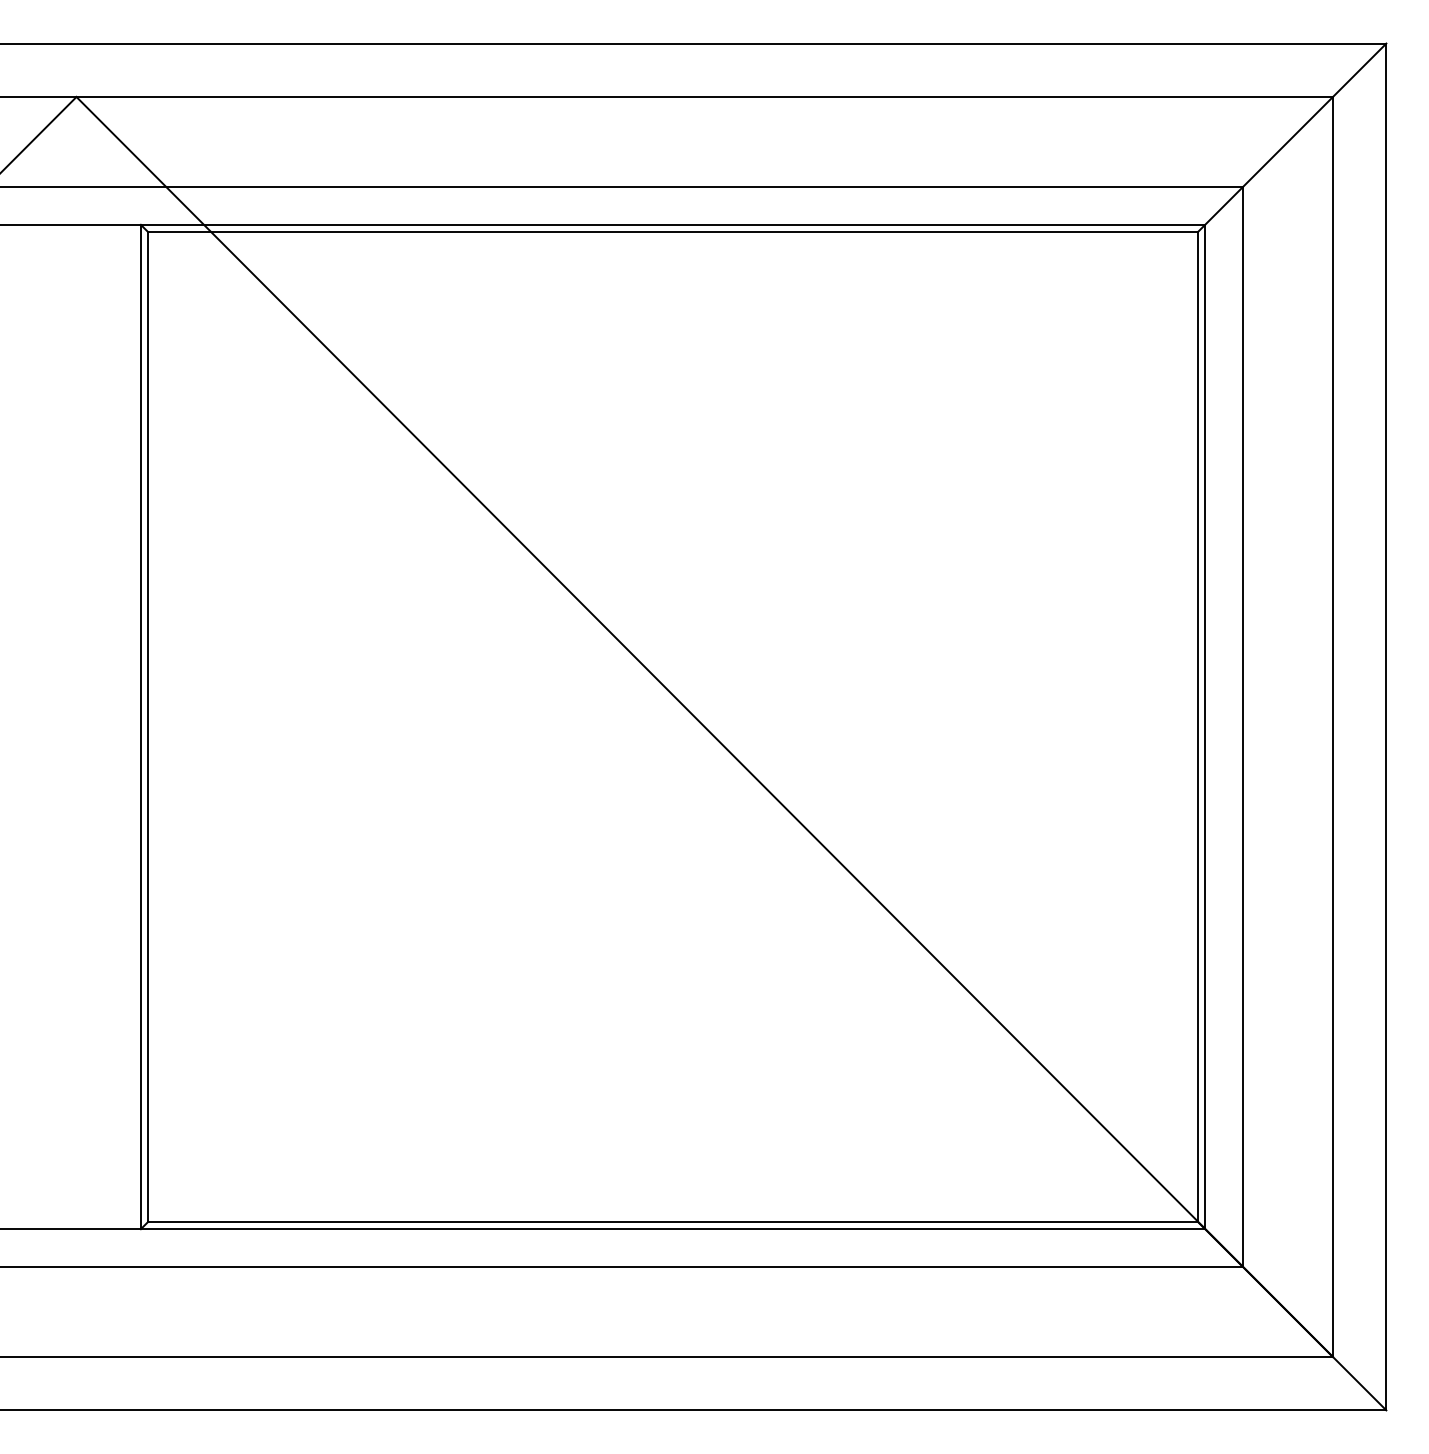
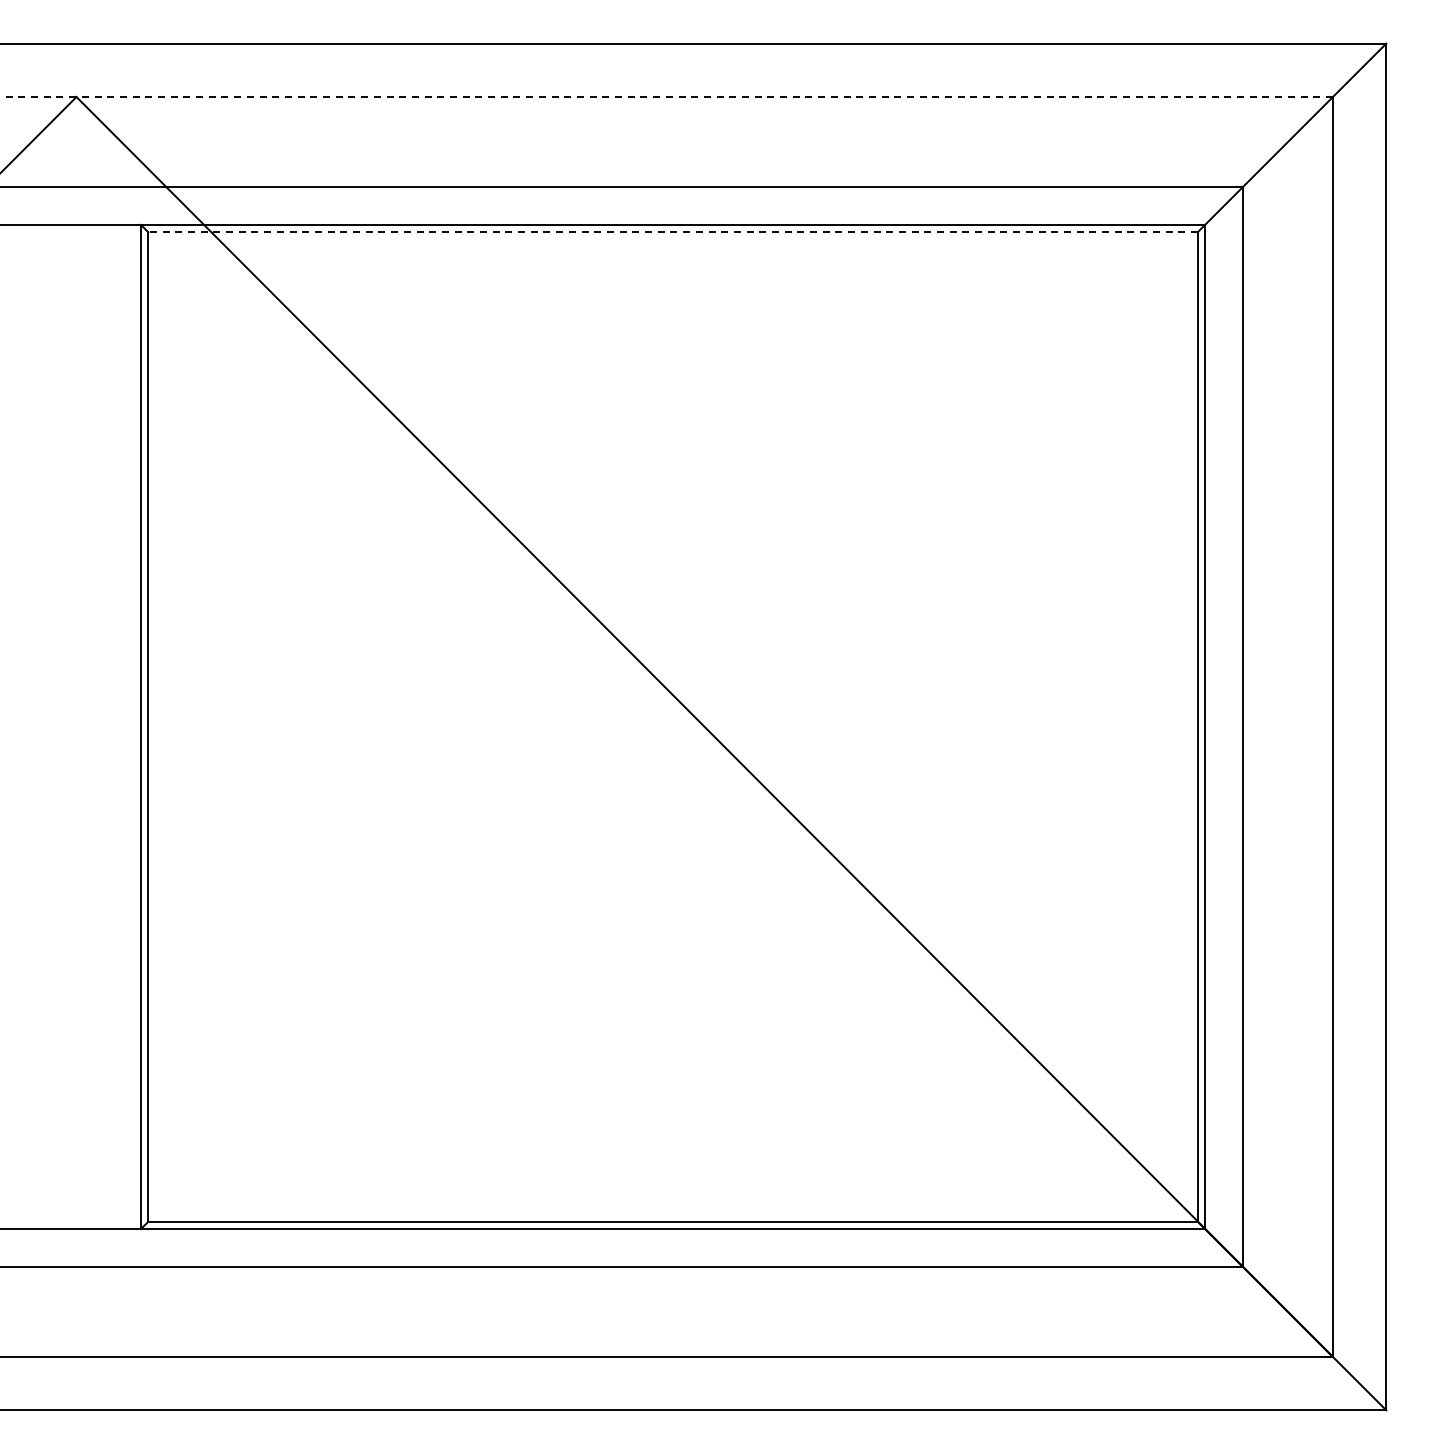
line: solid -> dashed (665, 97)
line: solid -> dashed (673, 232)
